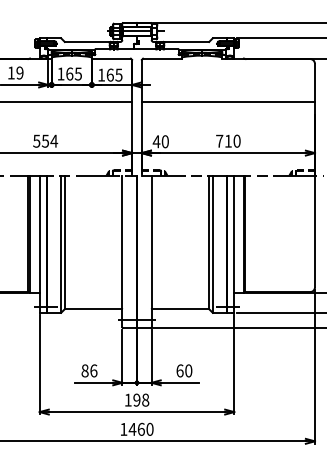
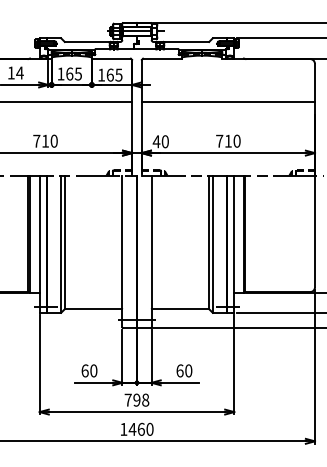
text: 19 -> 14 (19, 72)
text: 554 -> 710 (45, 140)
text: 86 -> 60 (89, 370)
text: 198 -> 798 (127, 399)
